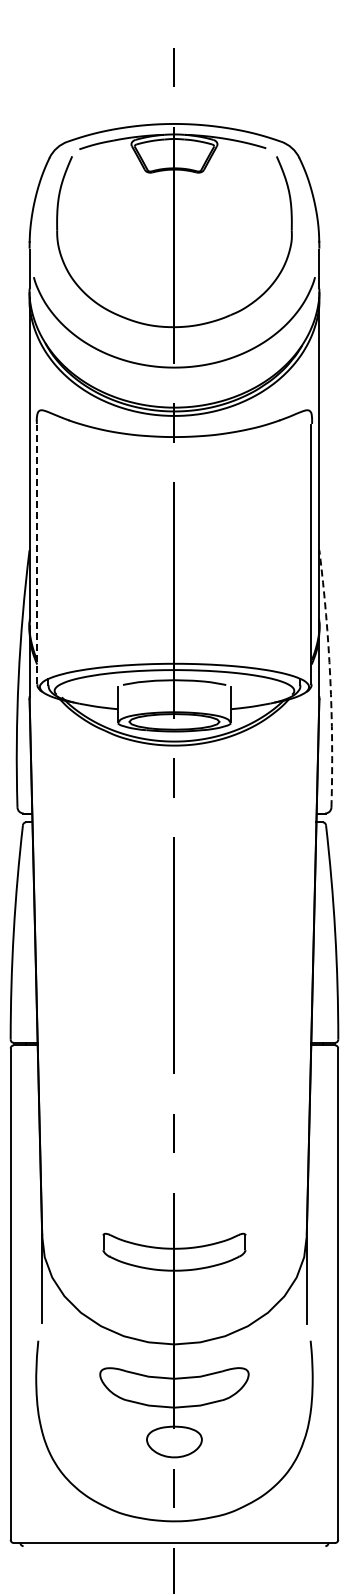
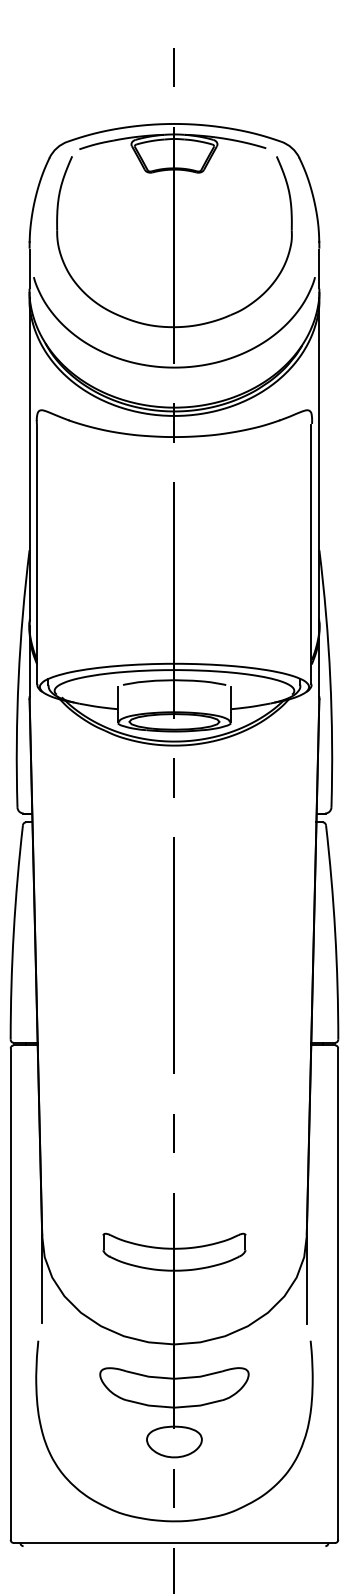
line: dashed -> solid (37, 554)
arc: dashed -> solid (330, 678)
